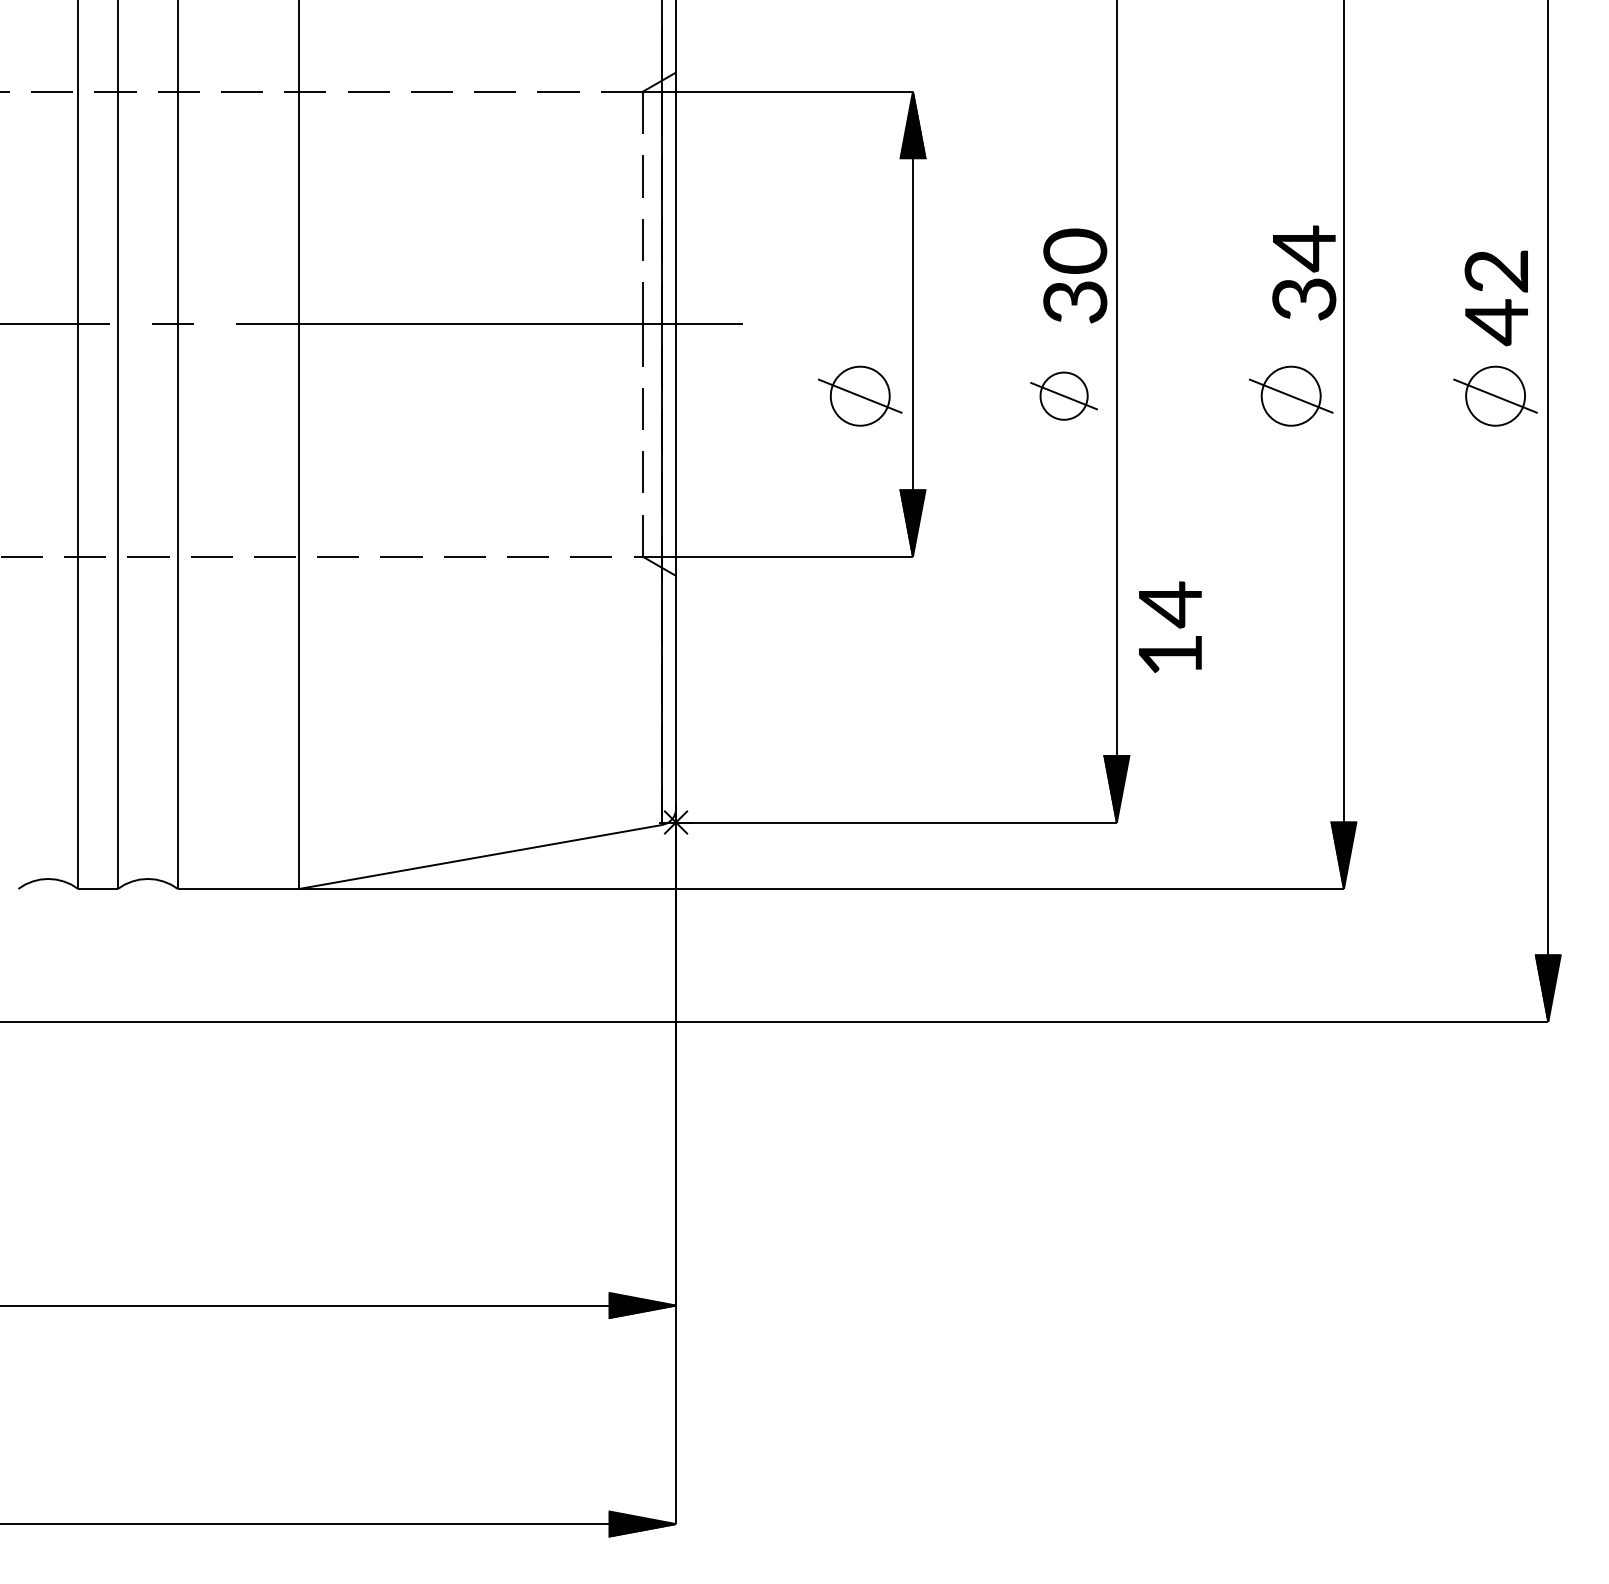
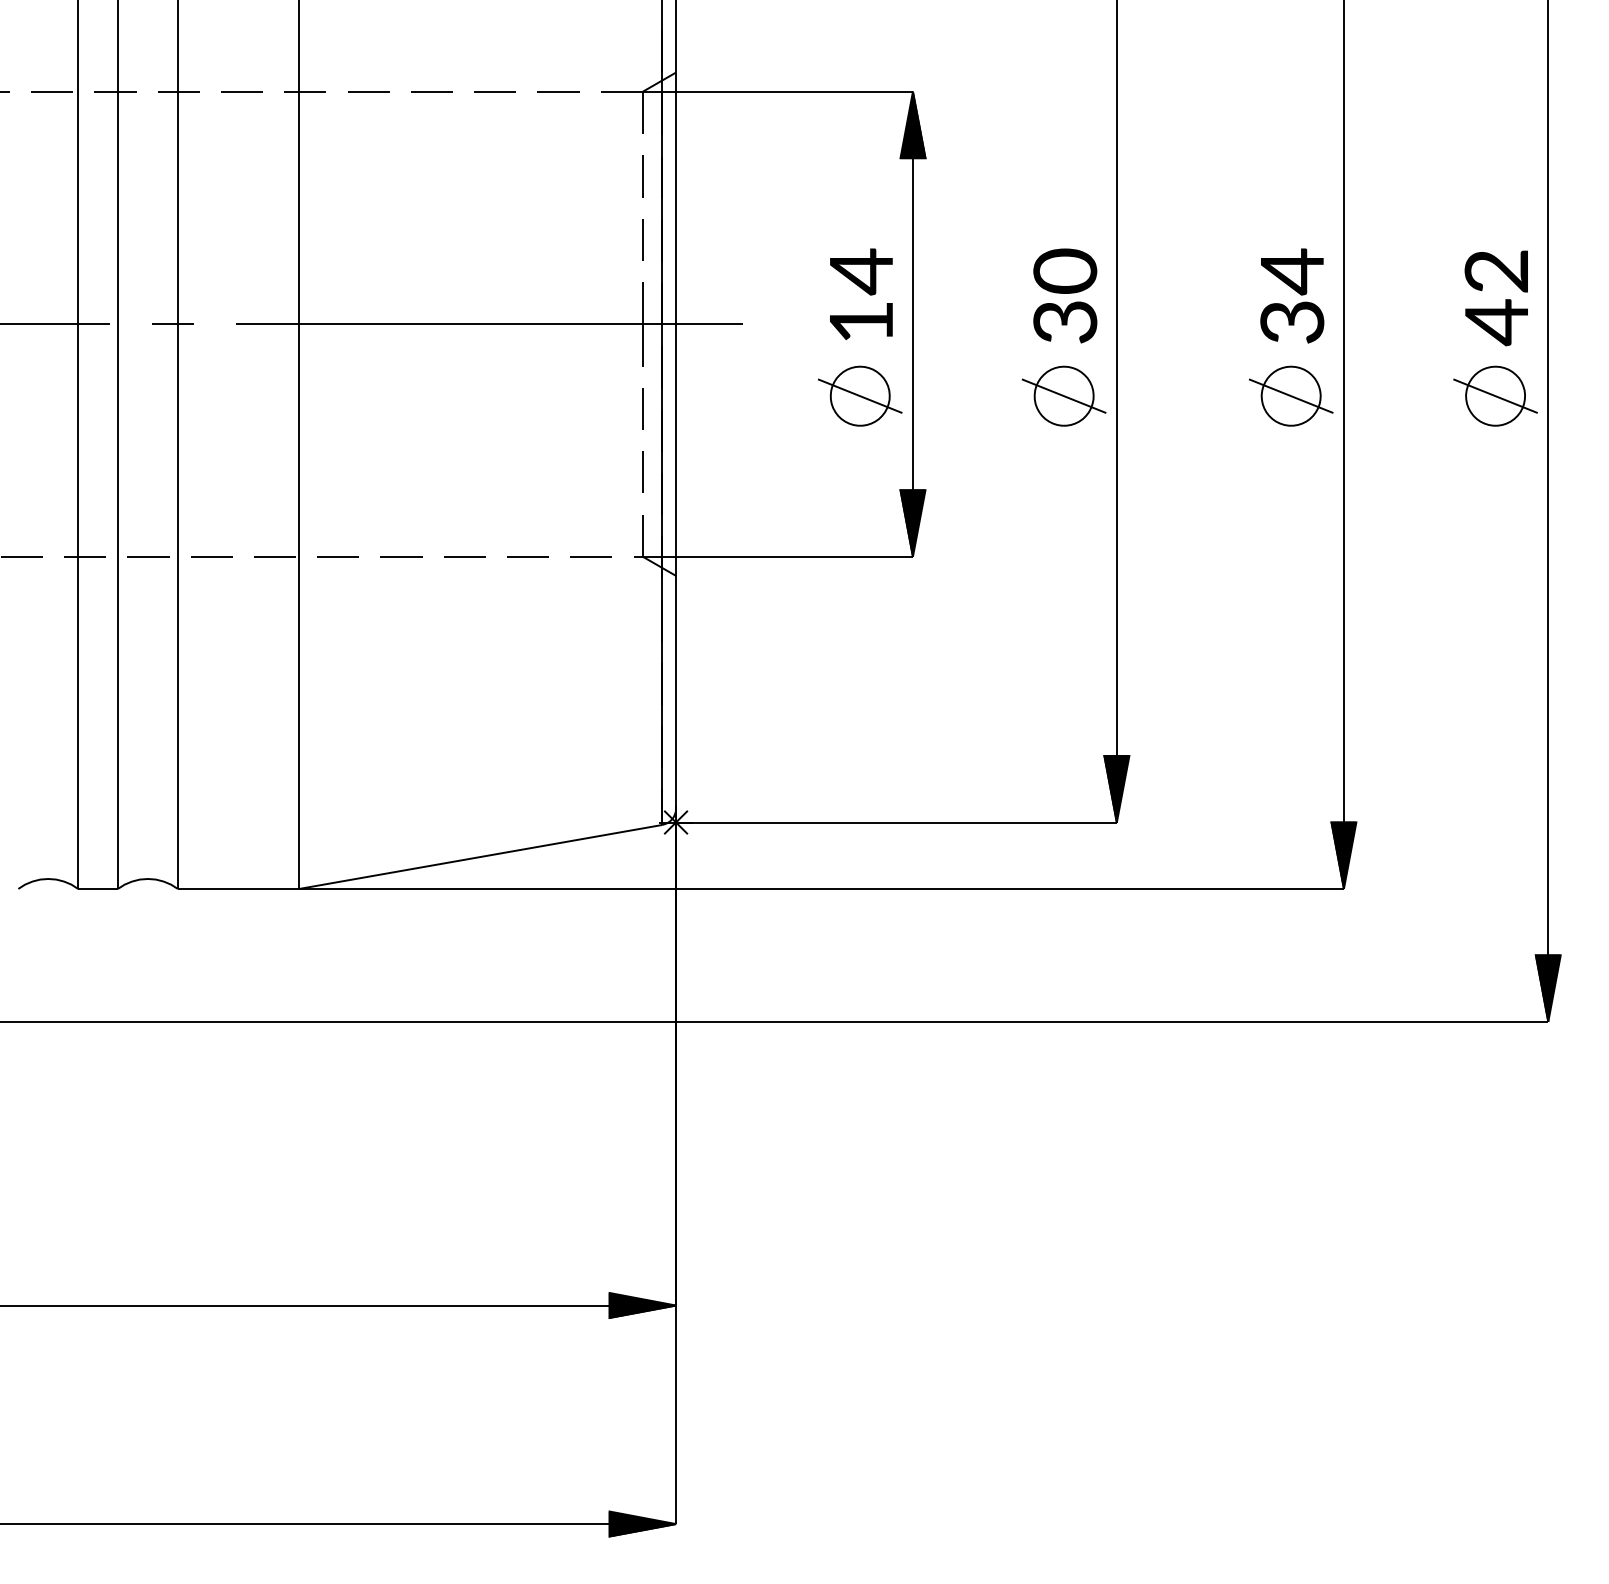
text position: (1304, 272) -> (1292, 295) (1292, 295)
text position: (1075, 275) -> (1065, 295) (1065, 295)
part size: 68x50 px -> 86x62 px (1063, 395)
text position: (1170, 627) -> (861, 294) (861, 294)
